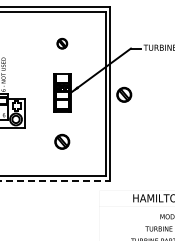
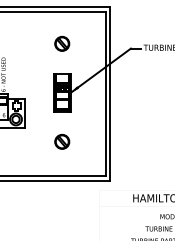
part size: 13x13 px -> 17x17 px (62, 43)
part: present -> none (124, 94)
line: dashed -> solid (55, 181)
